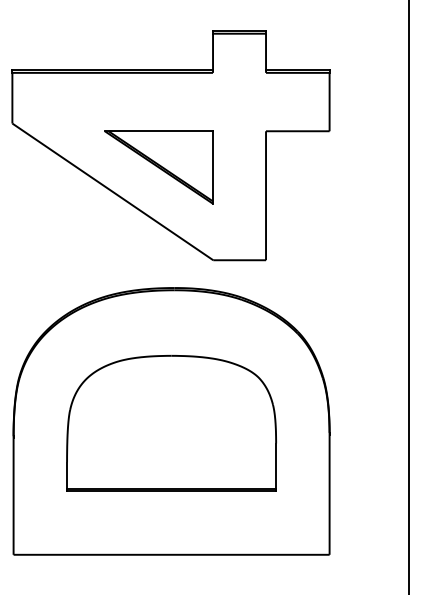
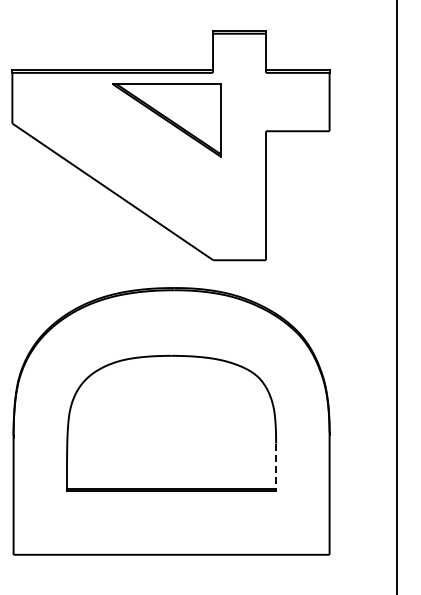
part position: (158, 167) -> (166, 120) (166, 120)
line position: (408, 296) -> (396, 296) (396, 296)
line: solid -> dashed (276, 467)
